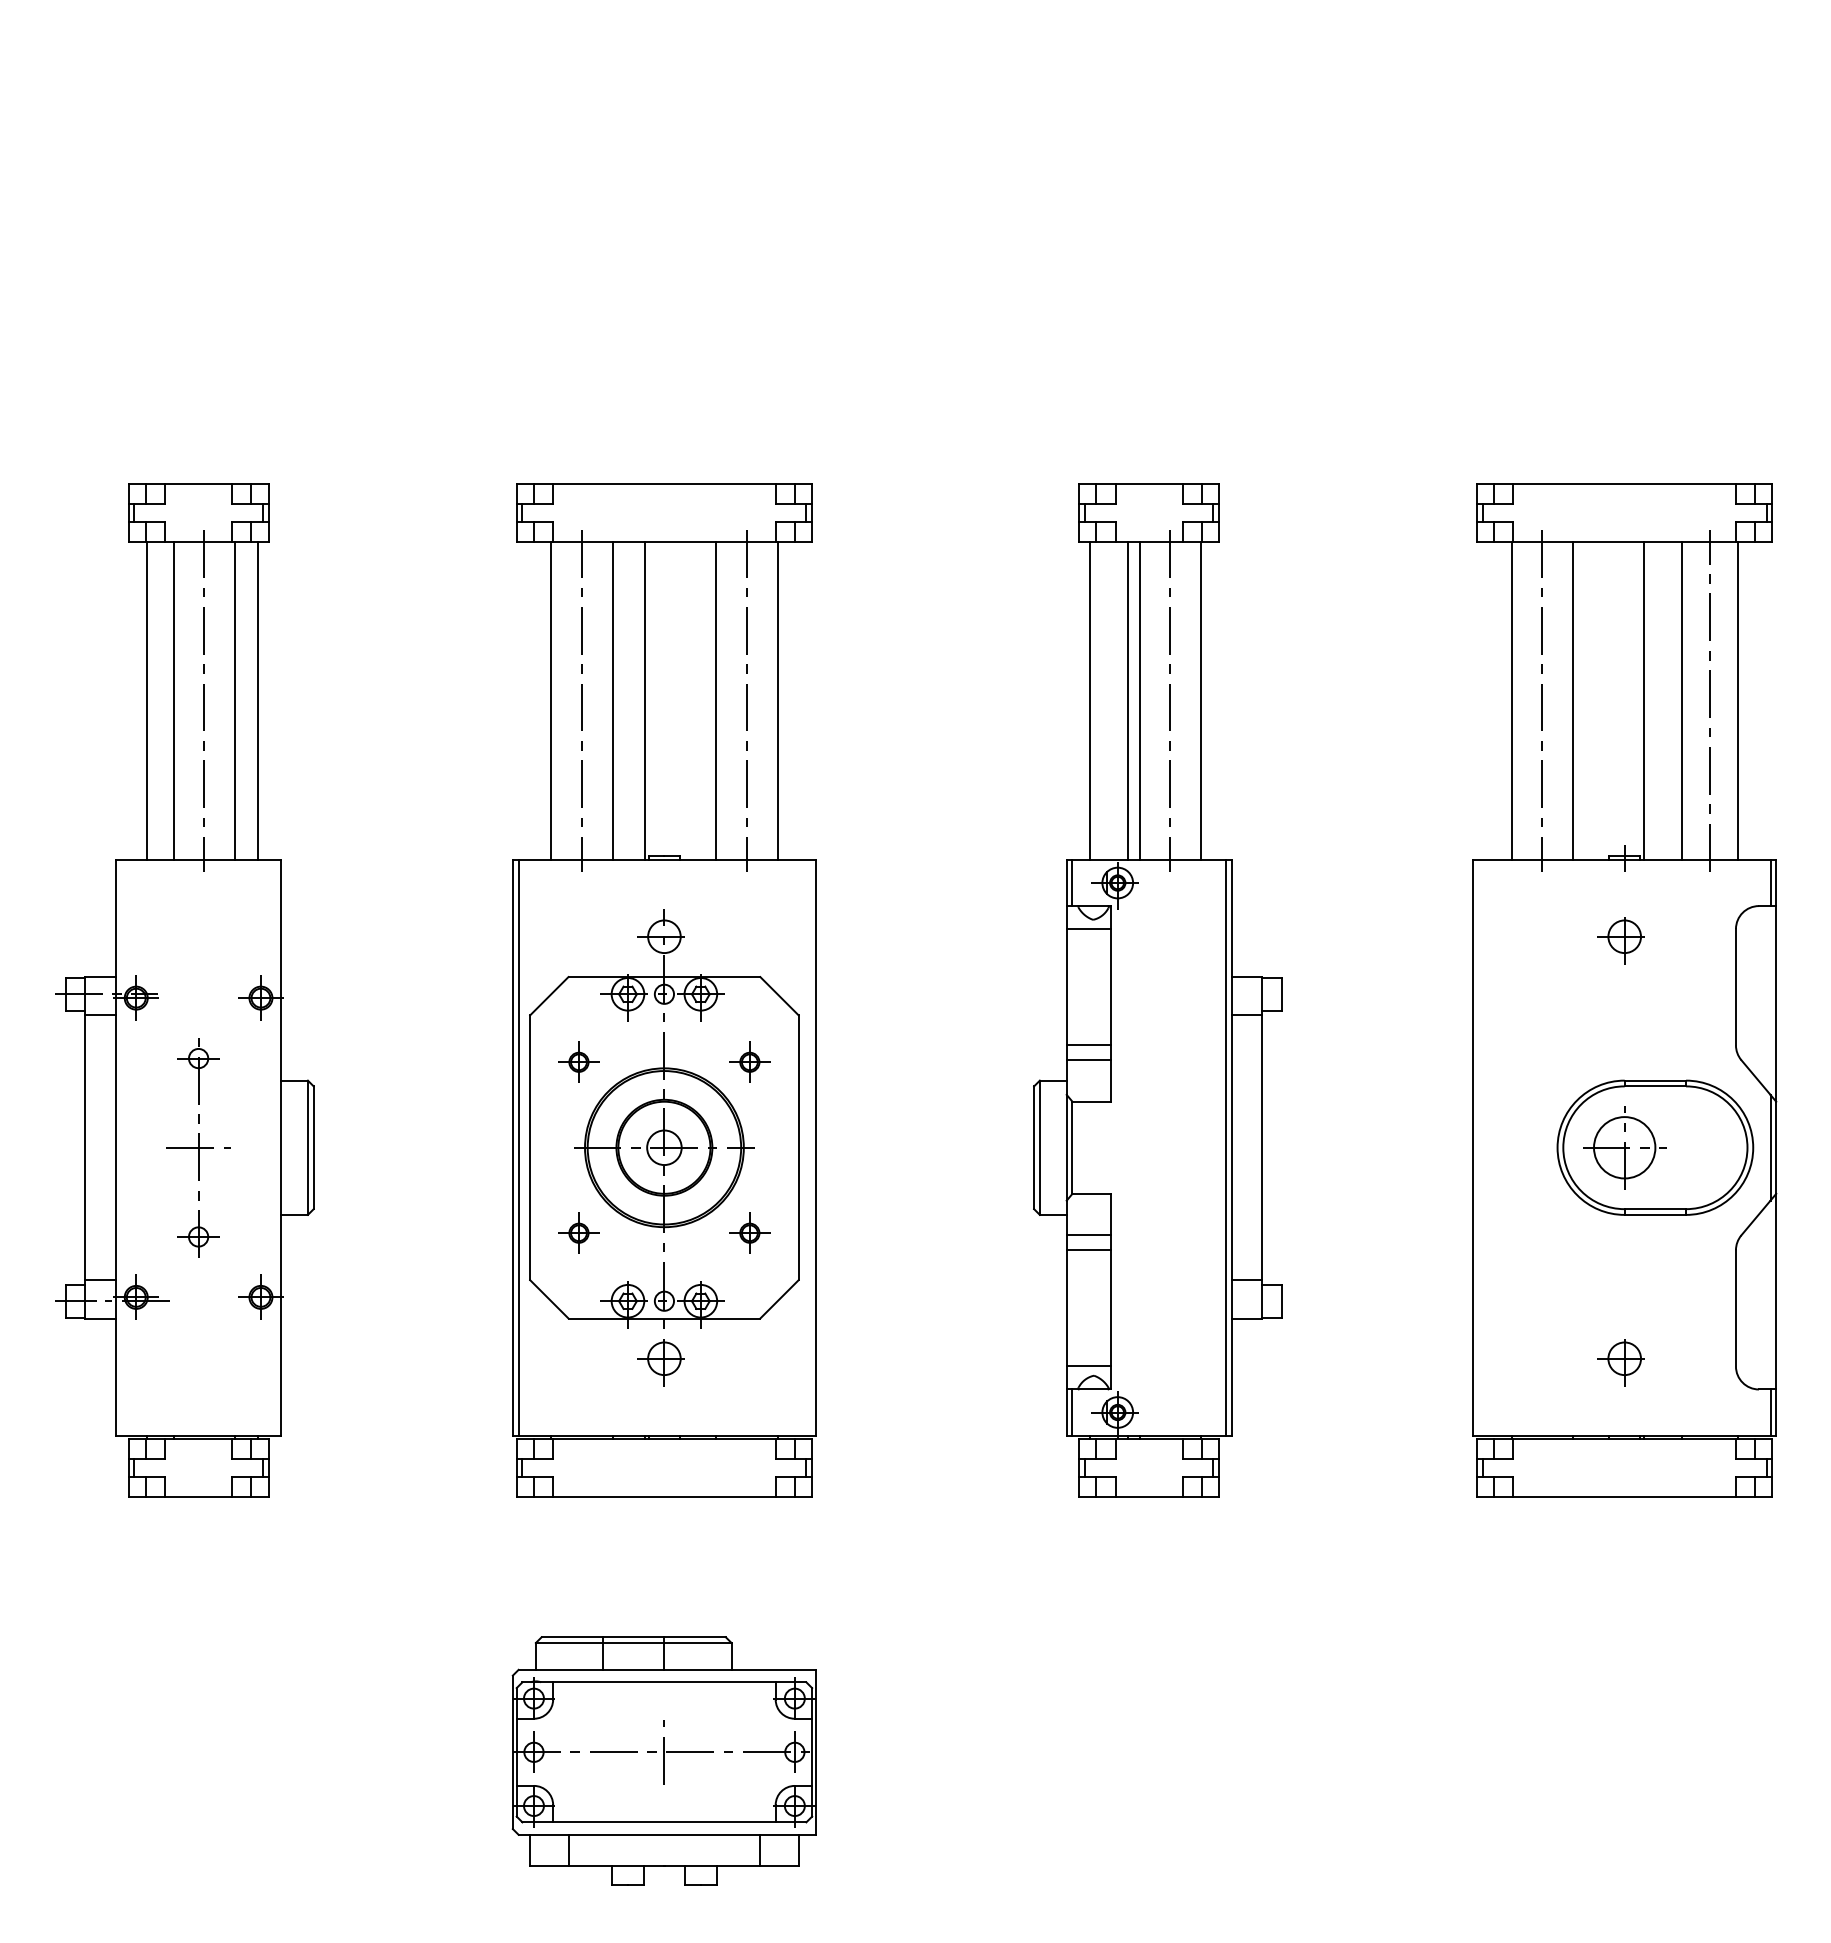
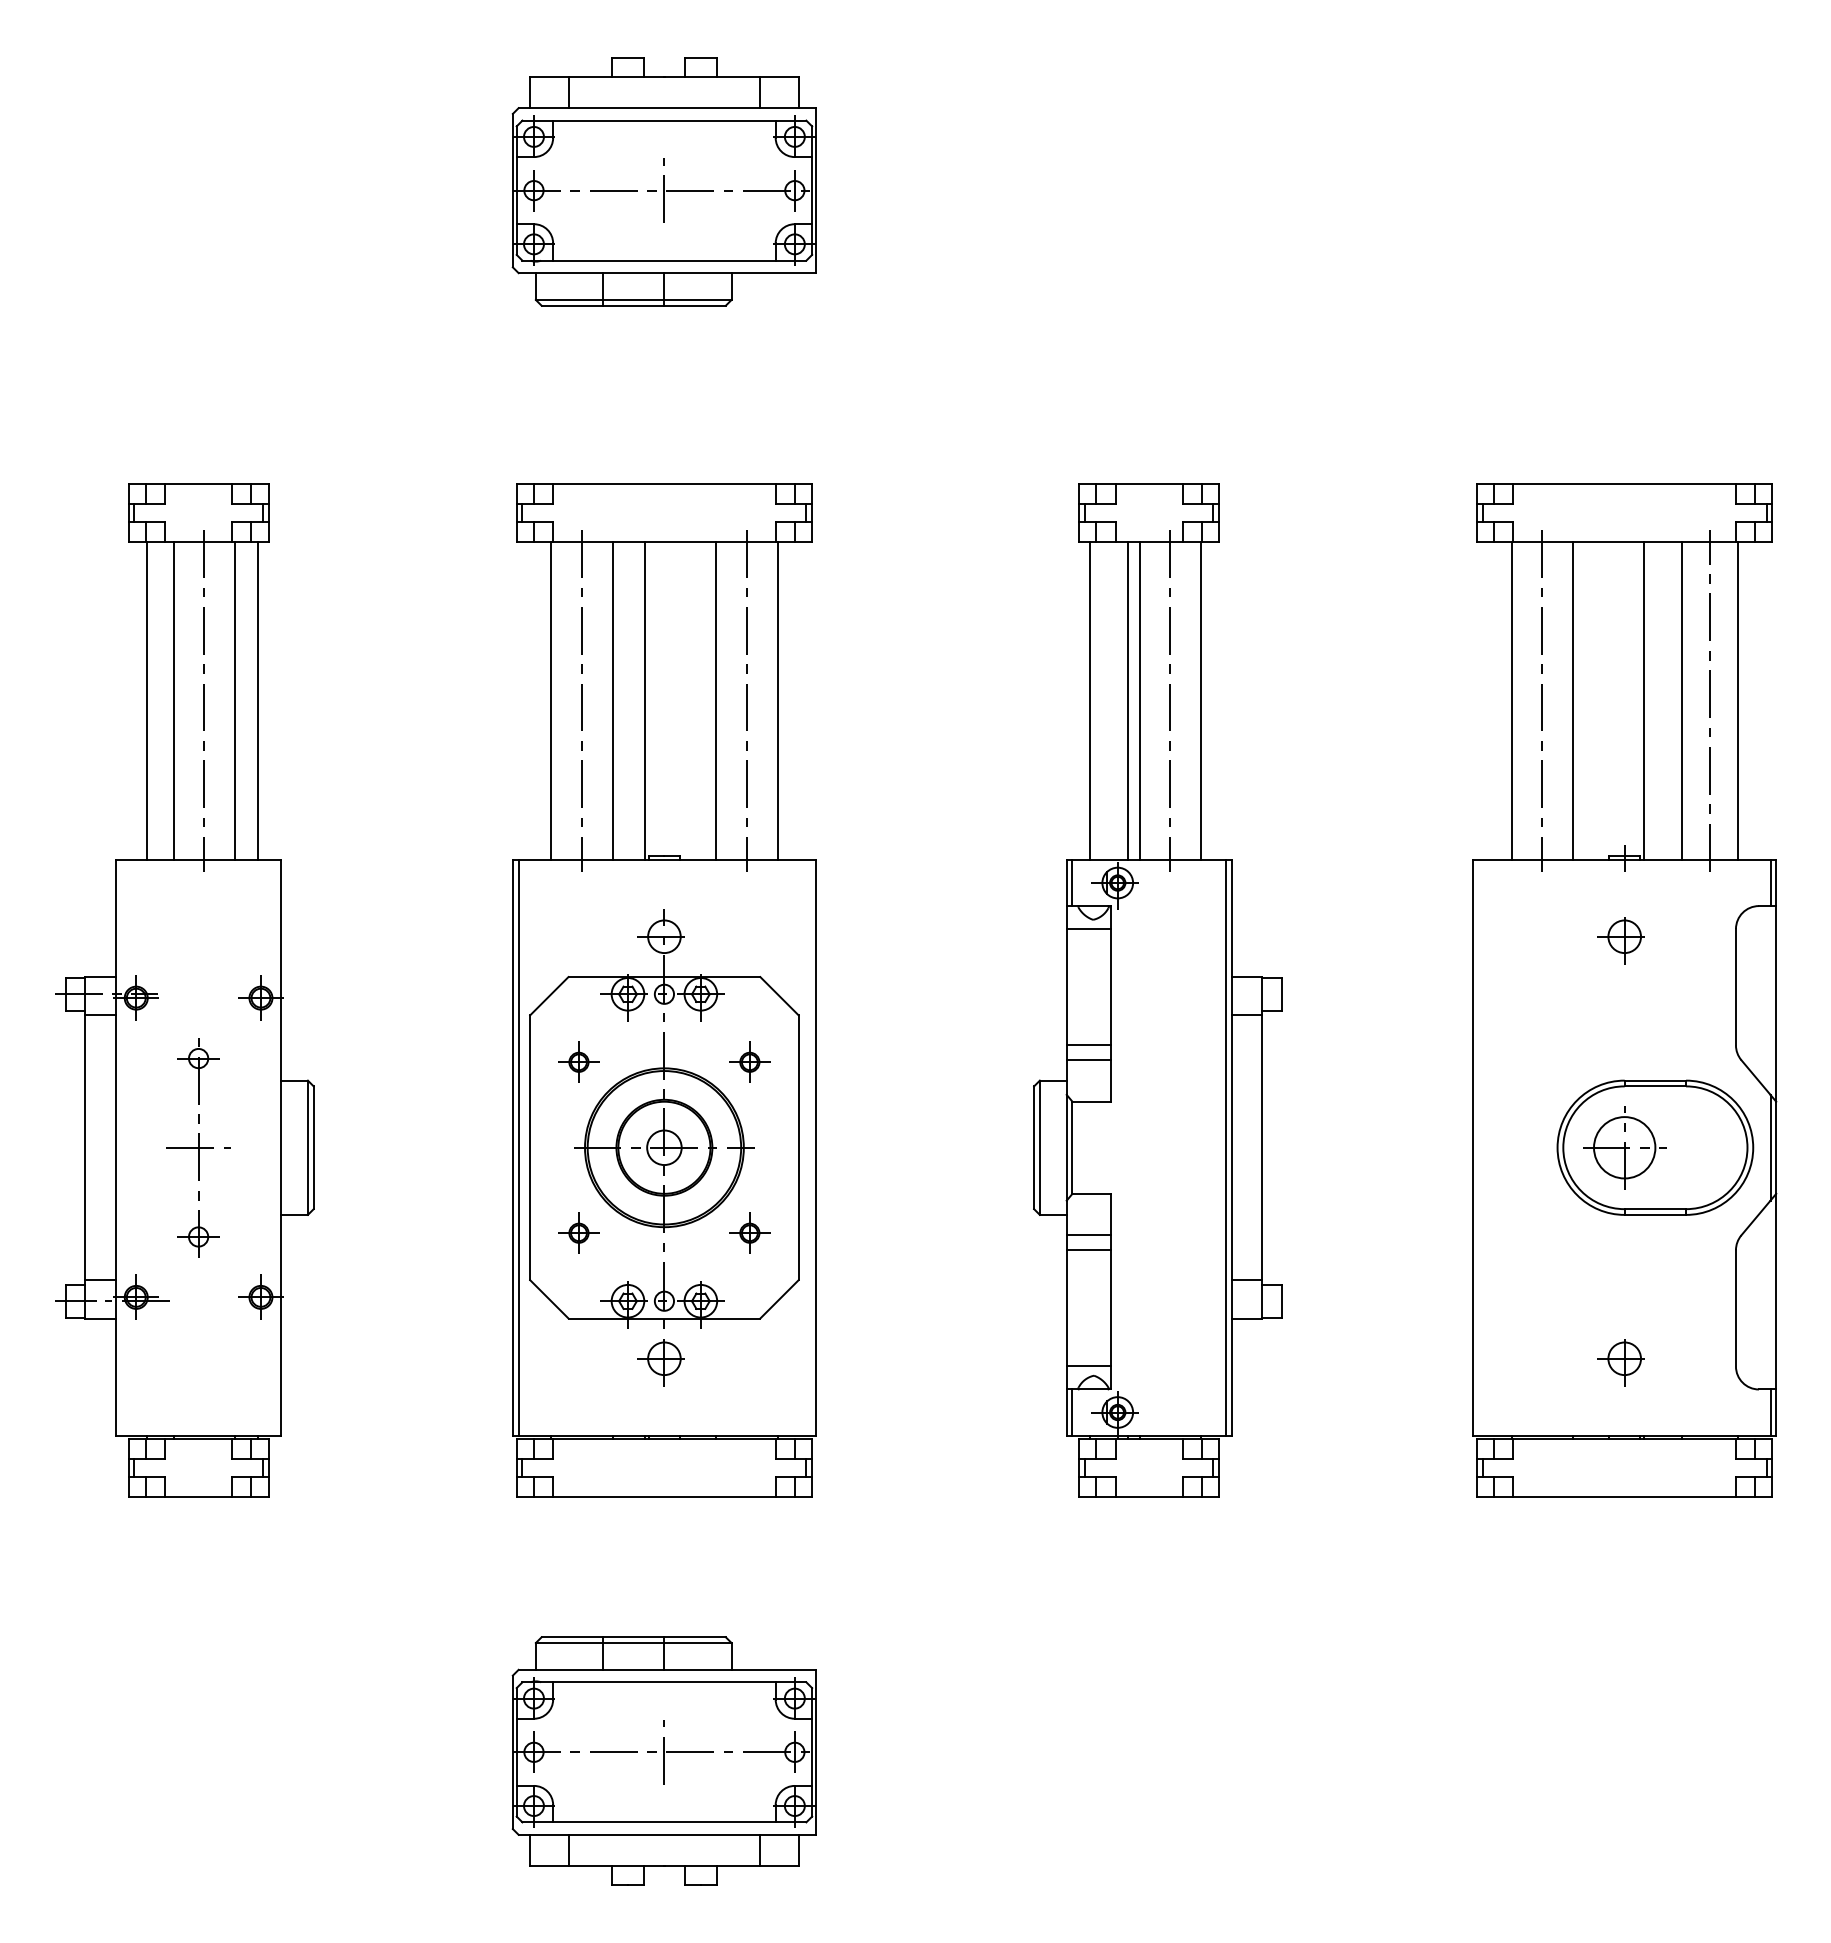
part: none -> present (663, 181)
